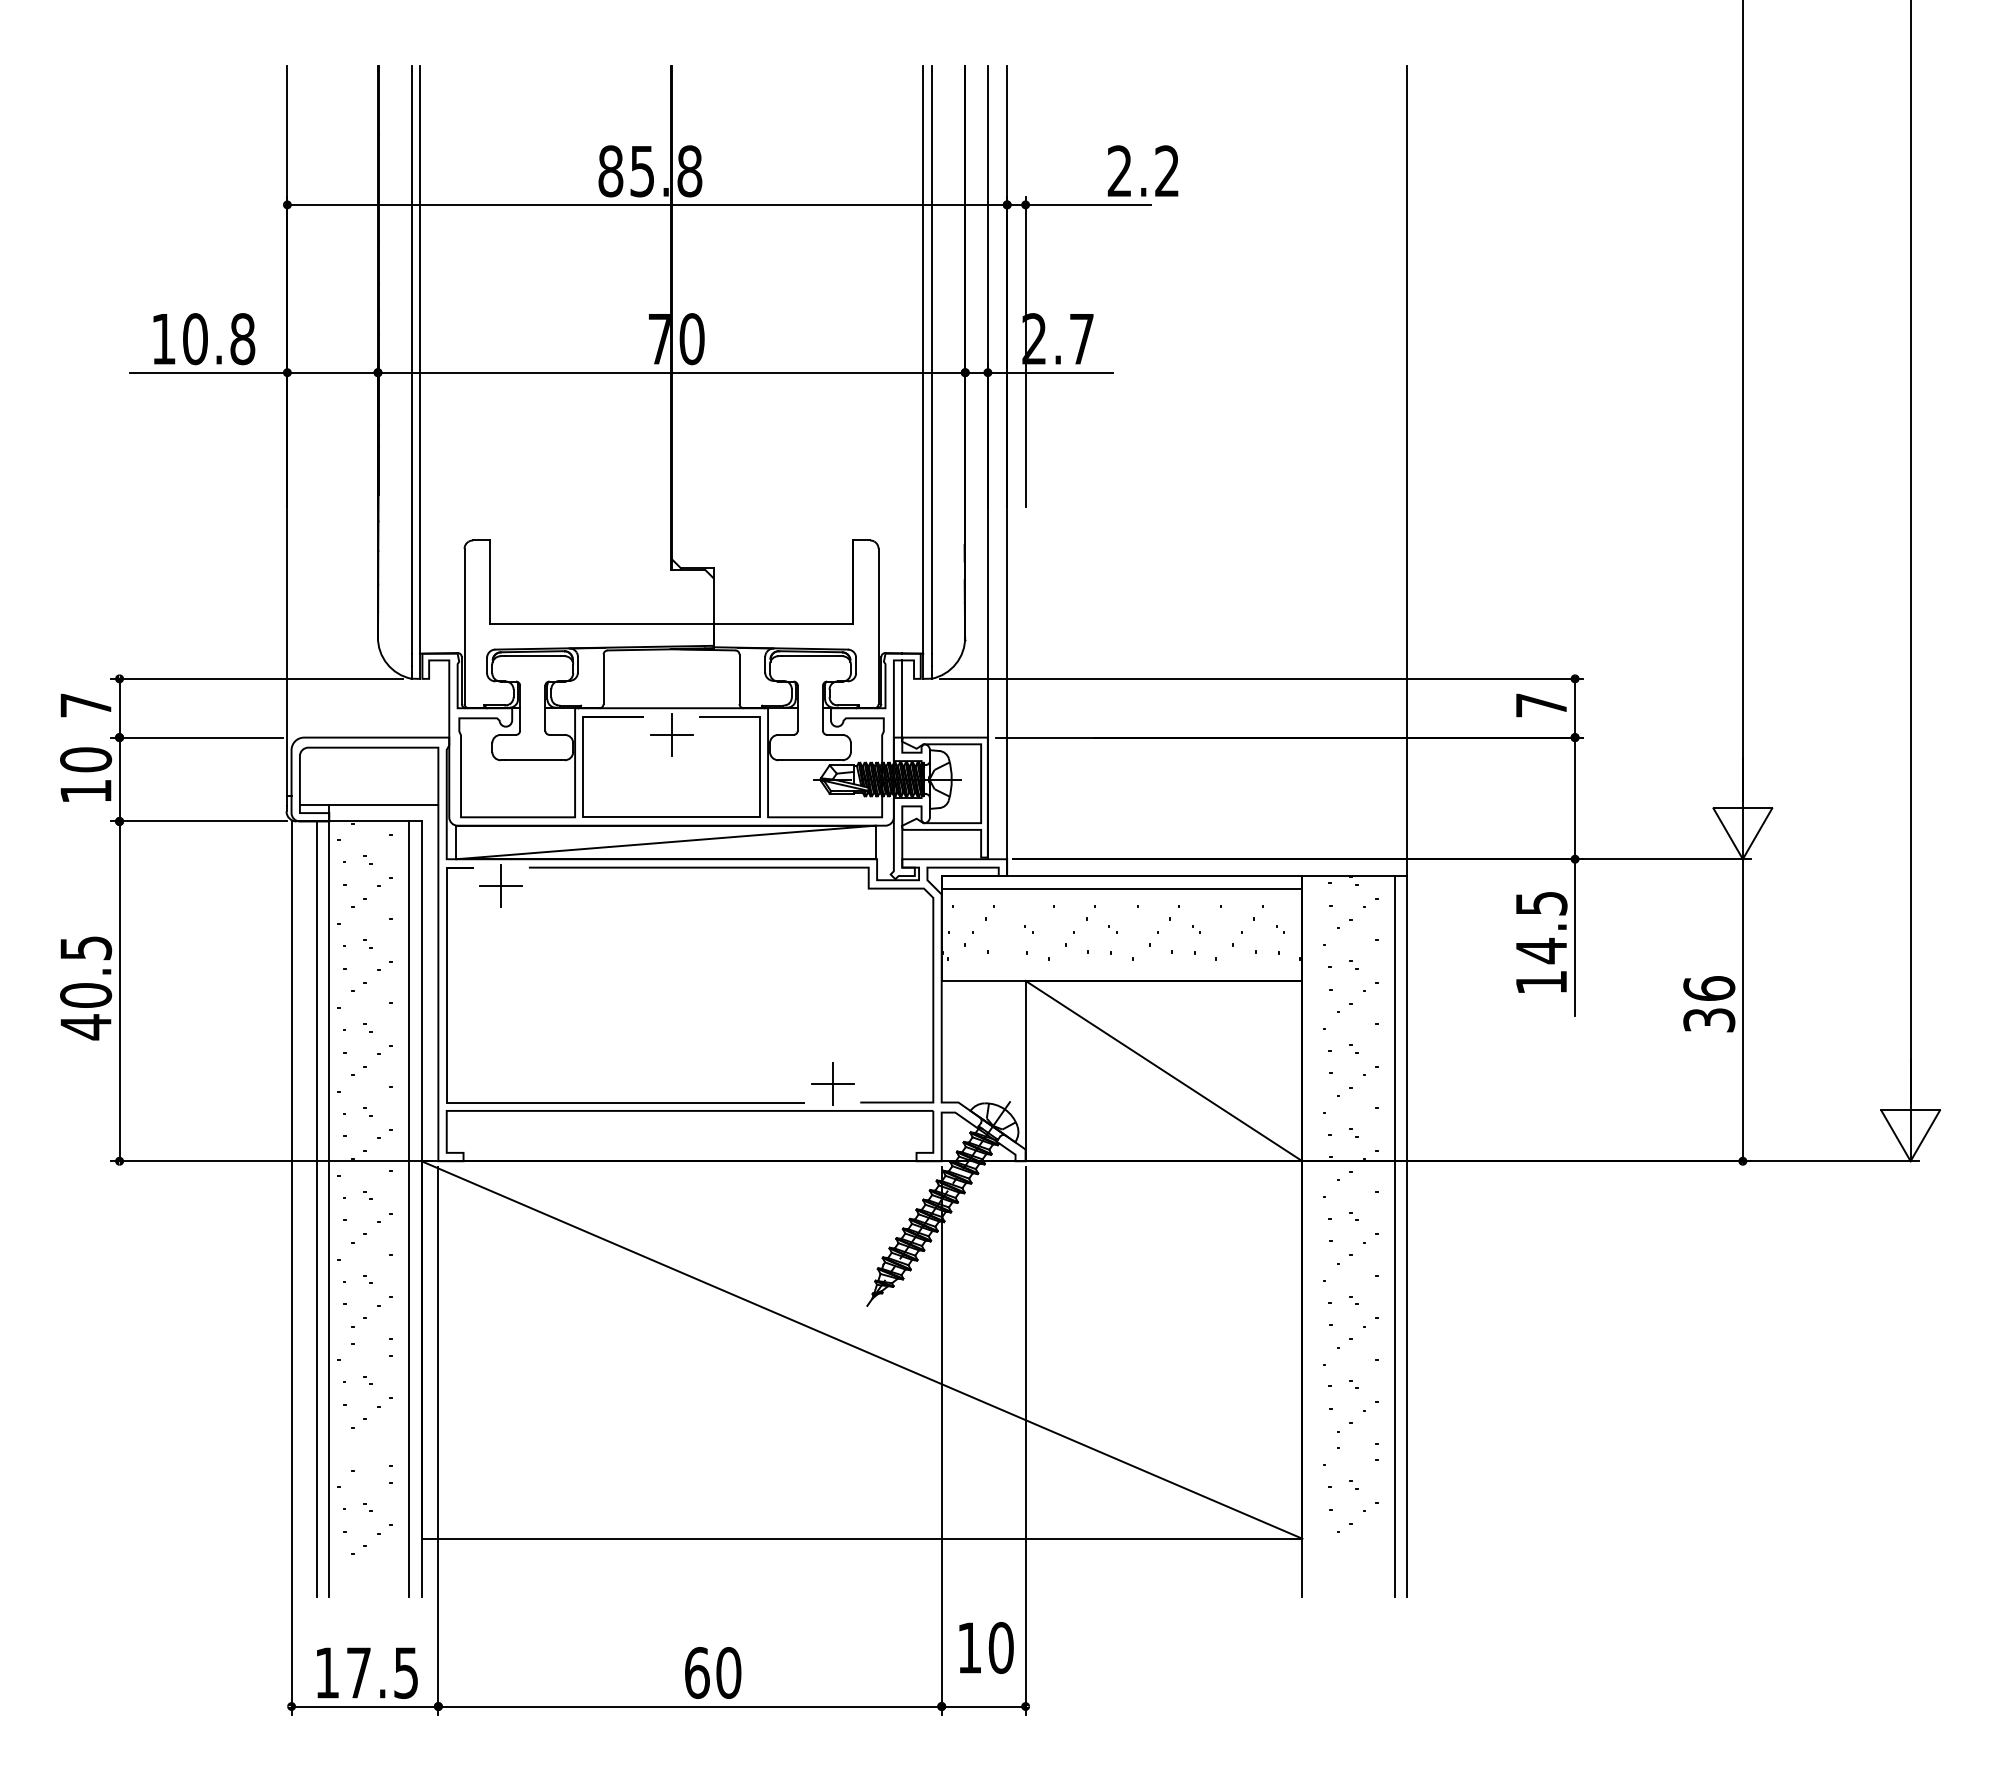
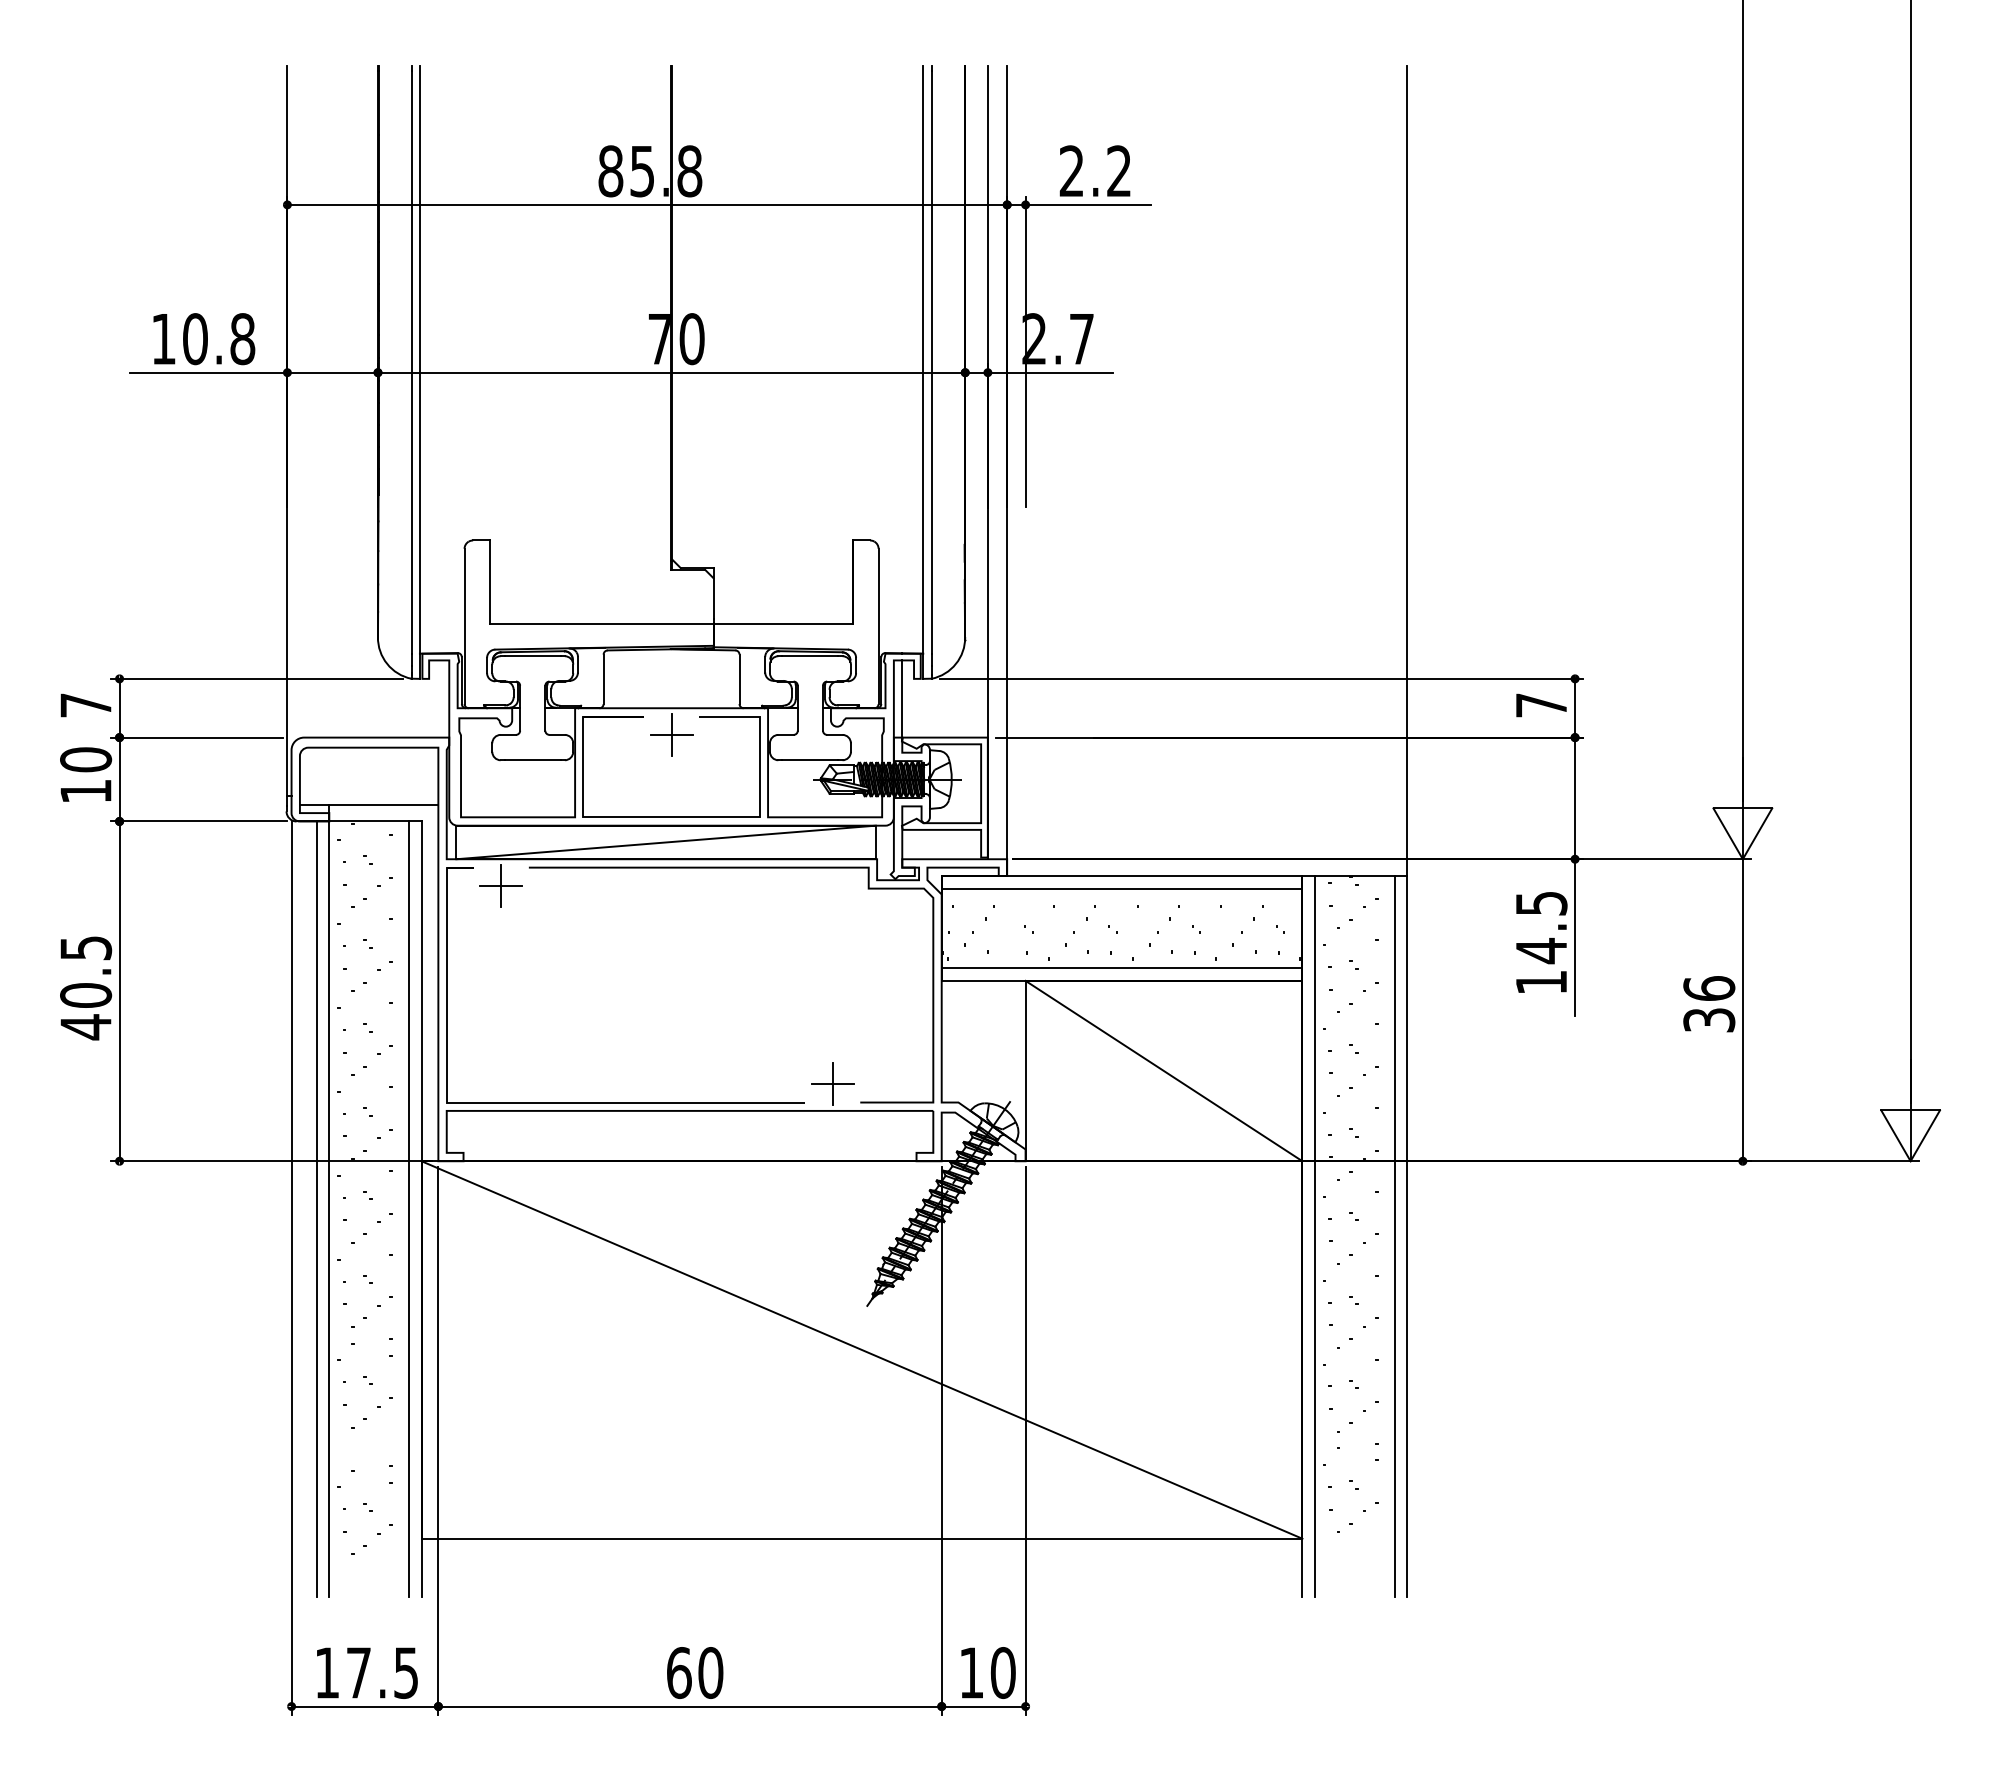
text position: (1142, 170) -> (1094, 170) (1094, 170)
line: none -> present (1121, 968)
line: none -> present (1315, 1236)
text position: (986, 1647) -> (988, 1672) (988, 1672)
text position: (713, 1672) -> (695, 1672) (695, 1672)
